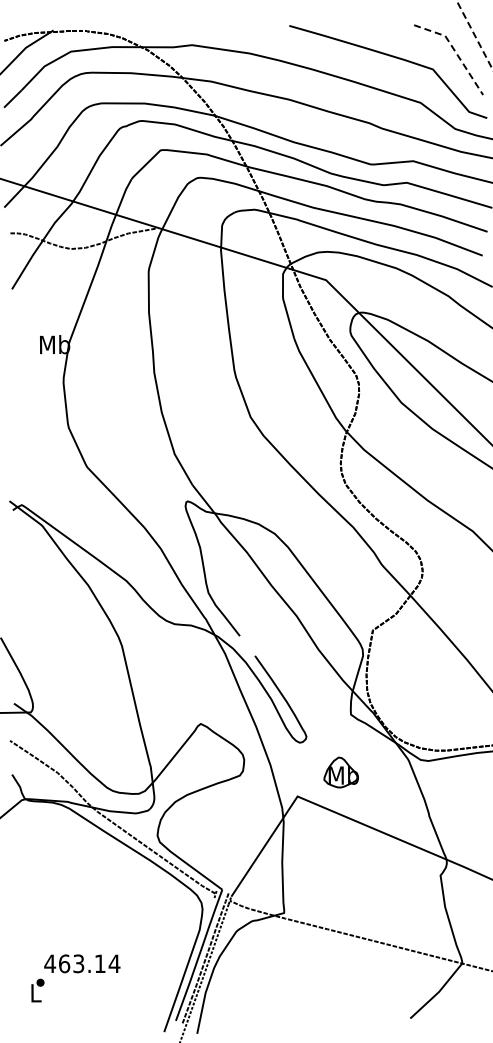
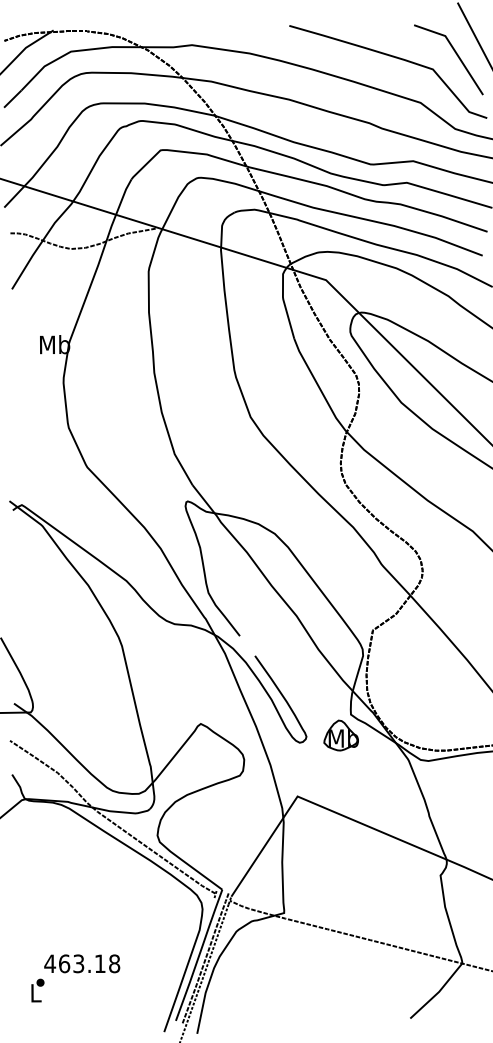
line: dashed -> solid (475, 36)
line: dashed -> solid (454, 51)
part position: (340, 772) -> (340, 735) (340, 735)
text: 463.14 -> 463.18 (114, 963)
